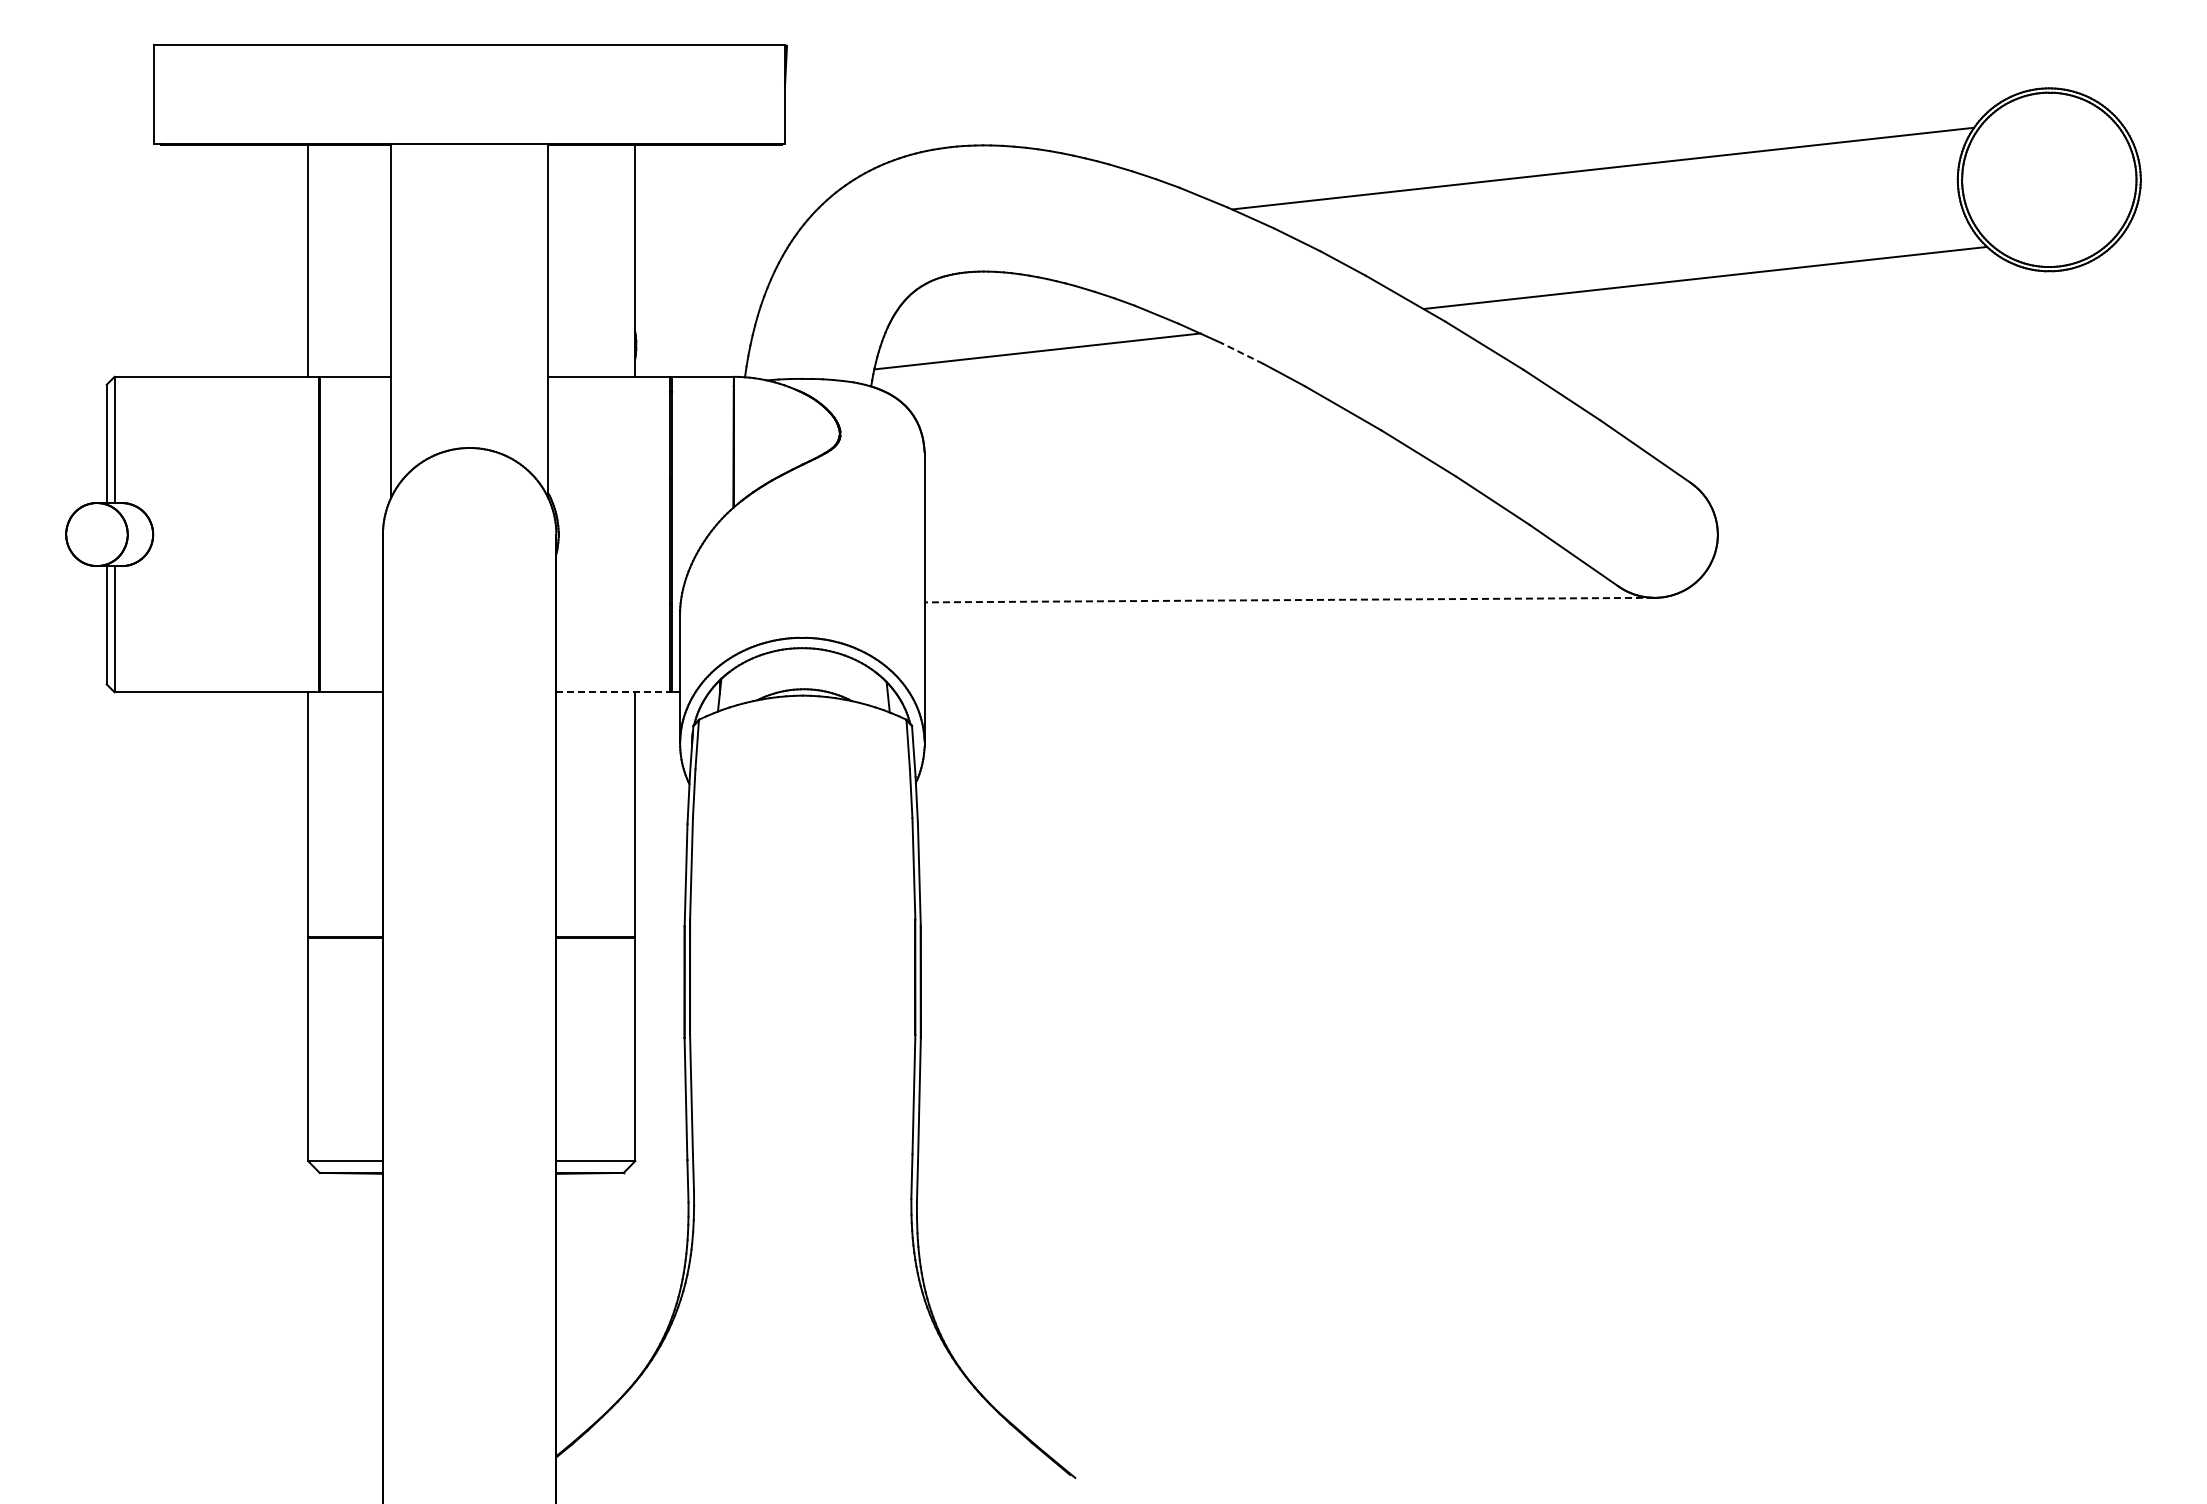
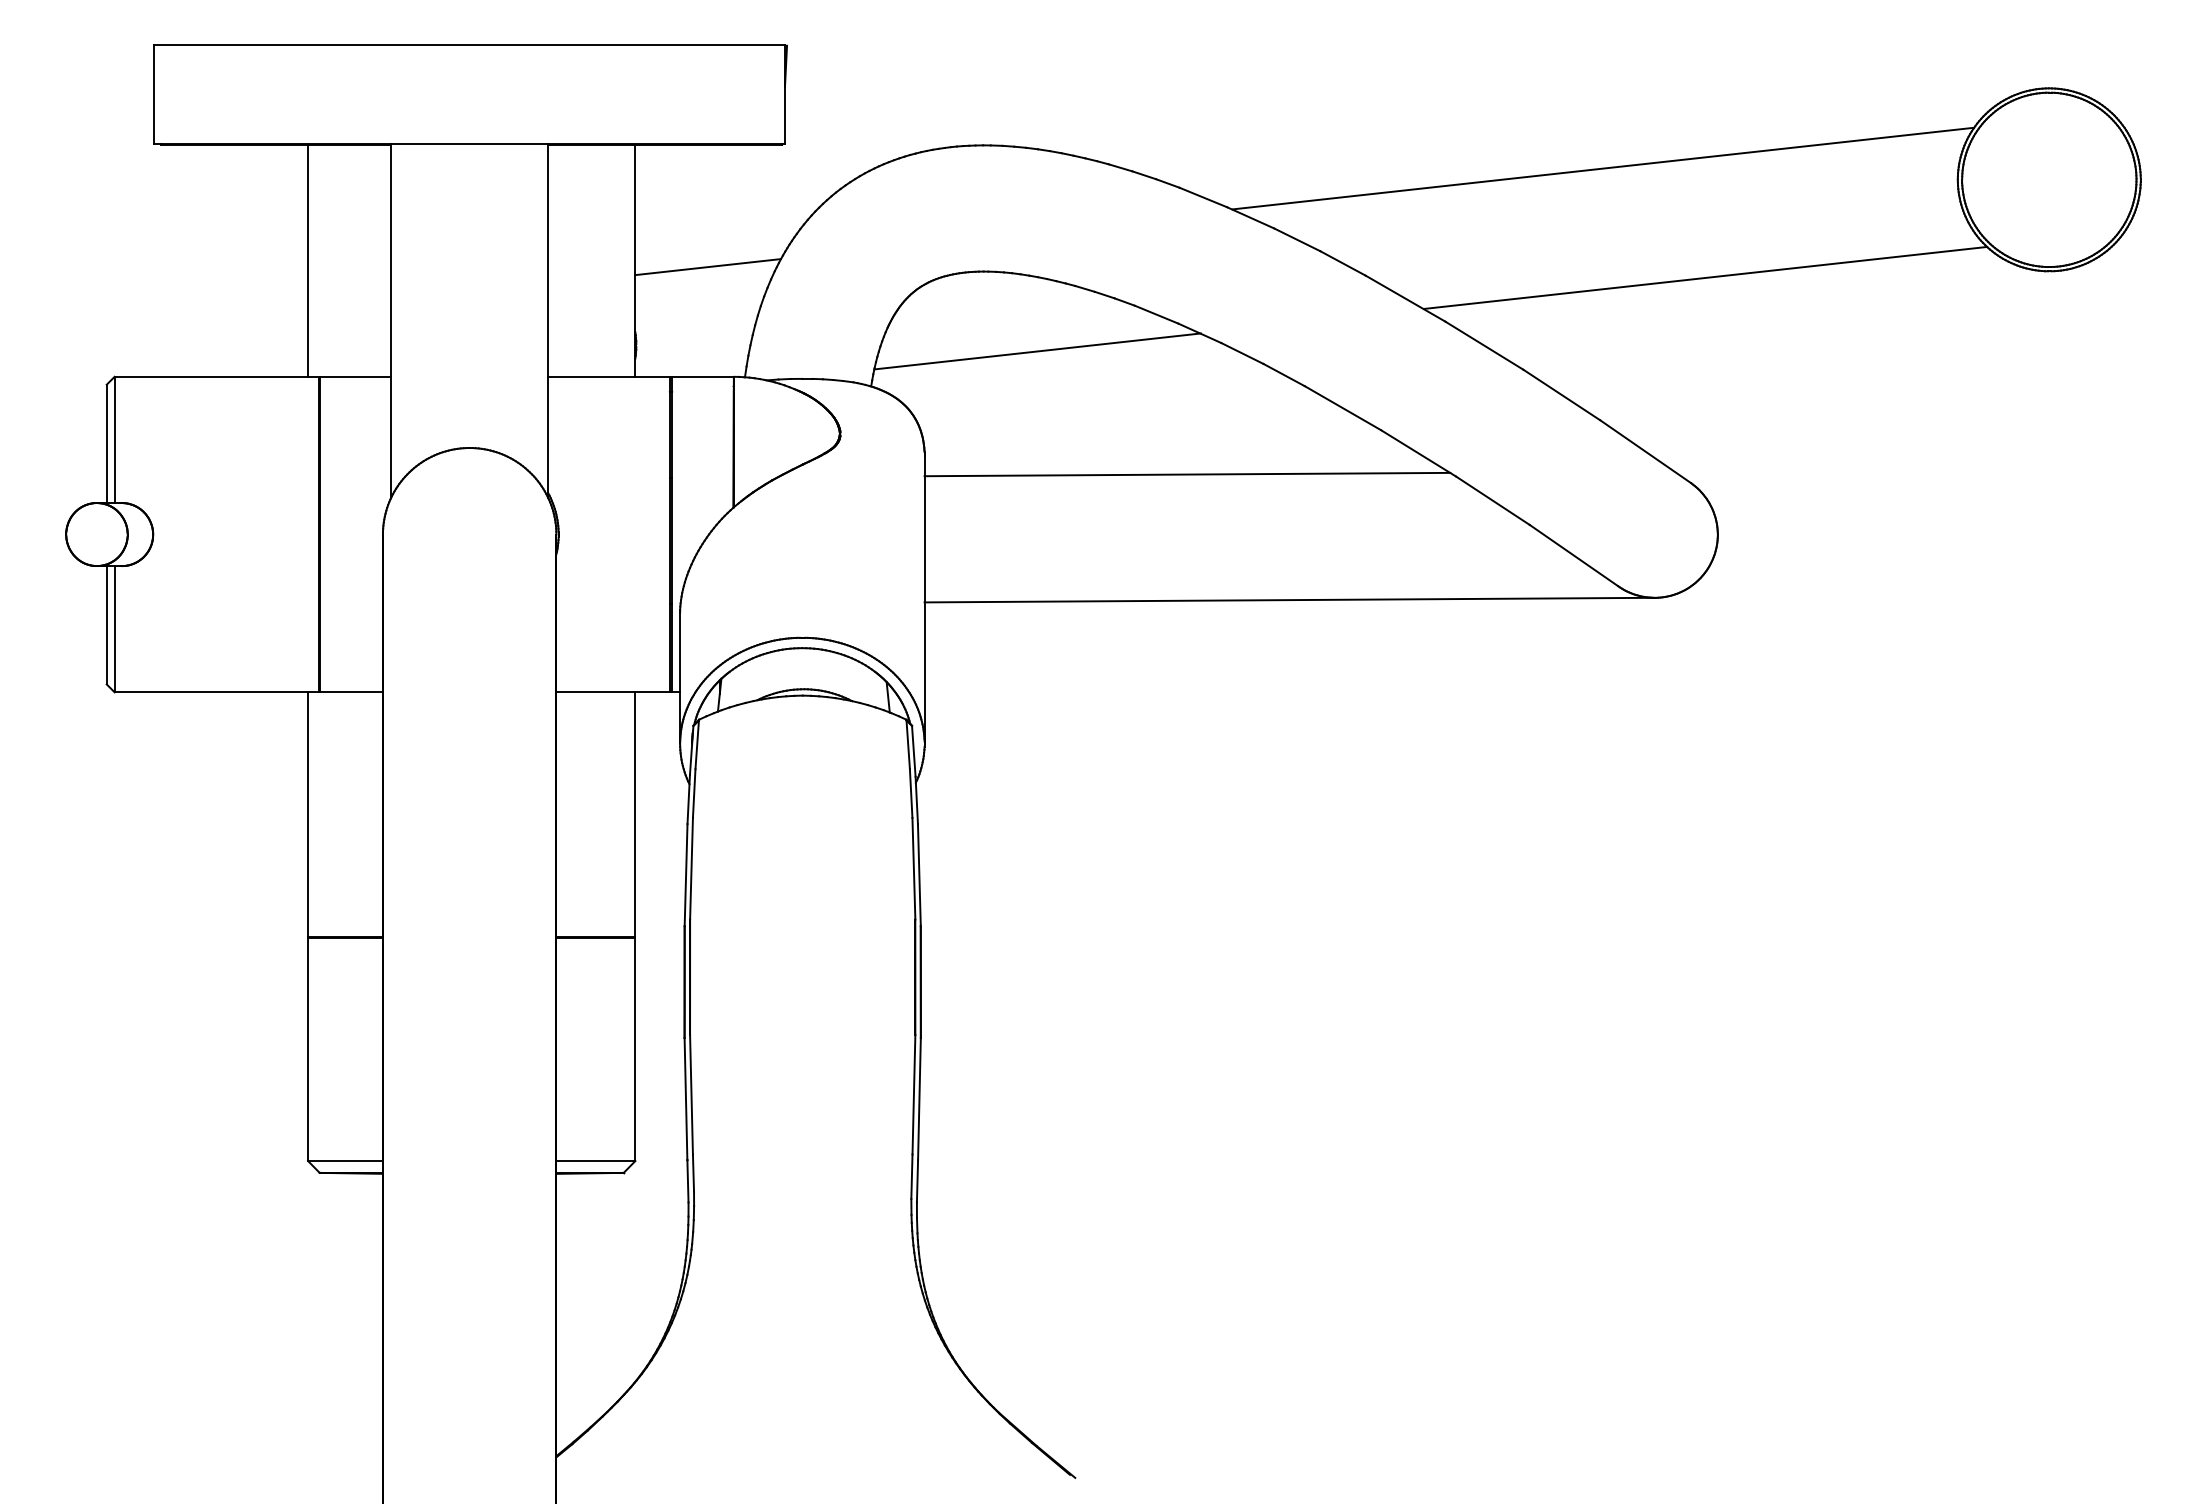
line: none -> present (707, 267)
line: dashed -> solid (1242, 353)
line: none -> present (1187, 474)
line: dashed -> solid (1289, 600)
line: dashed -> solid (613, 692)
